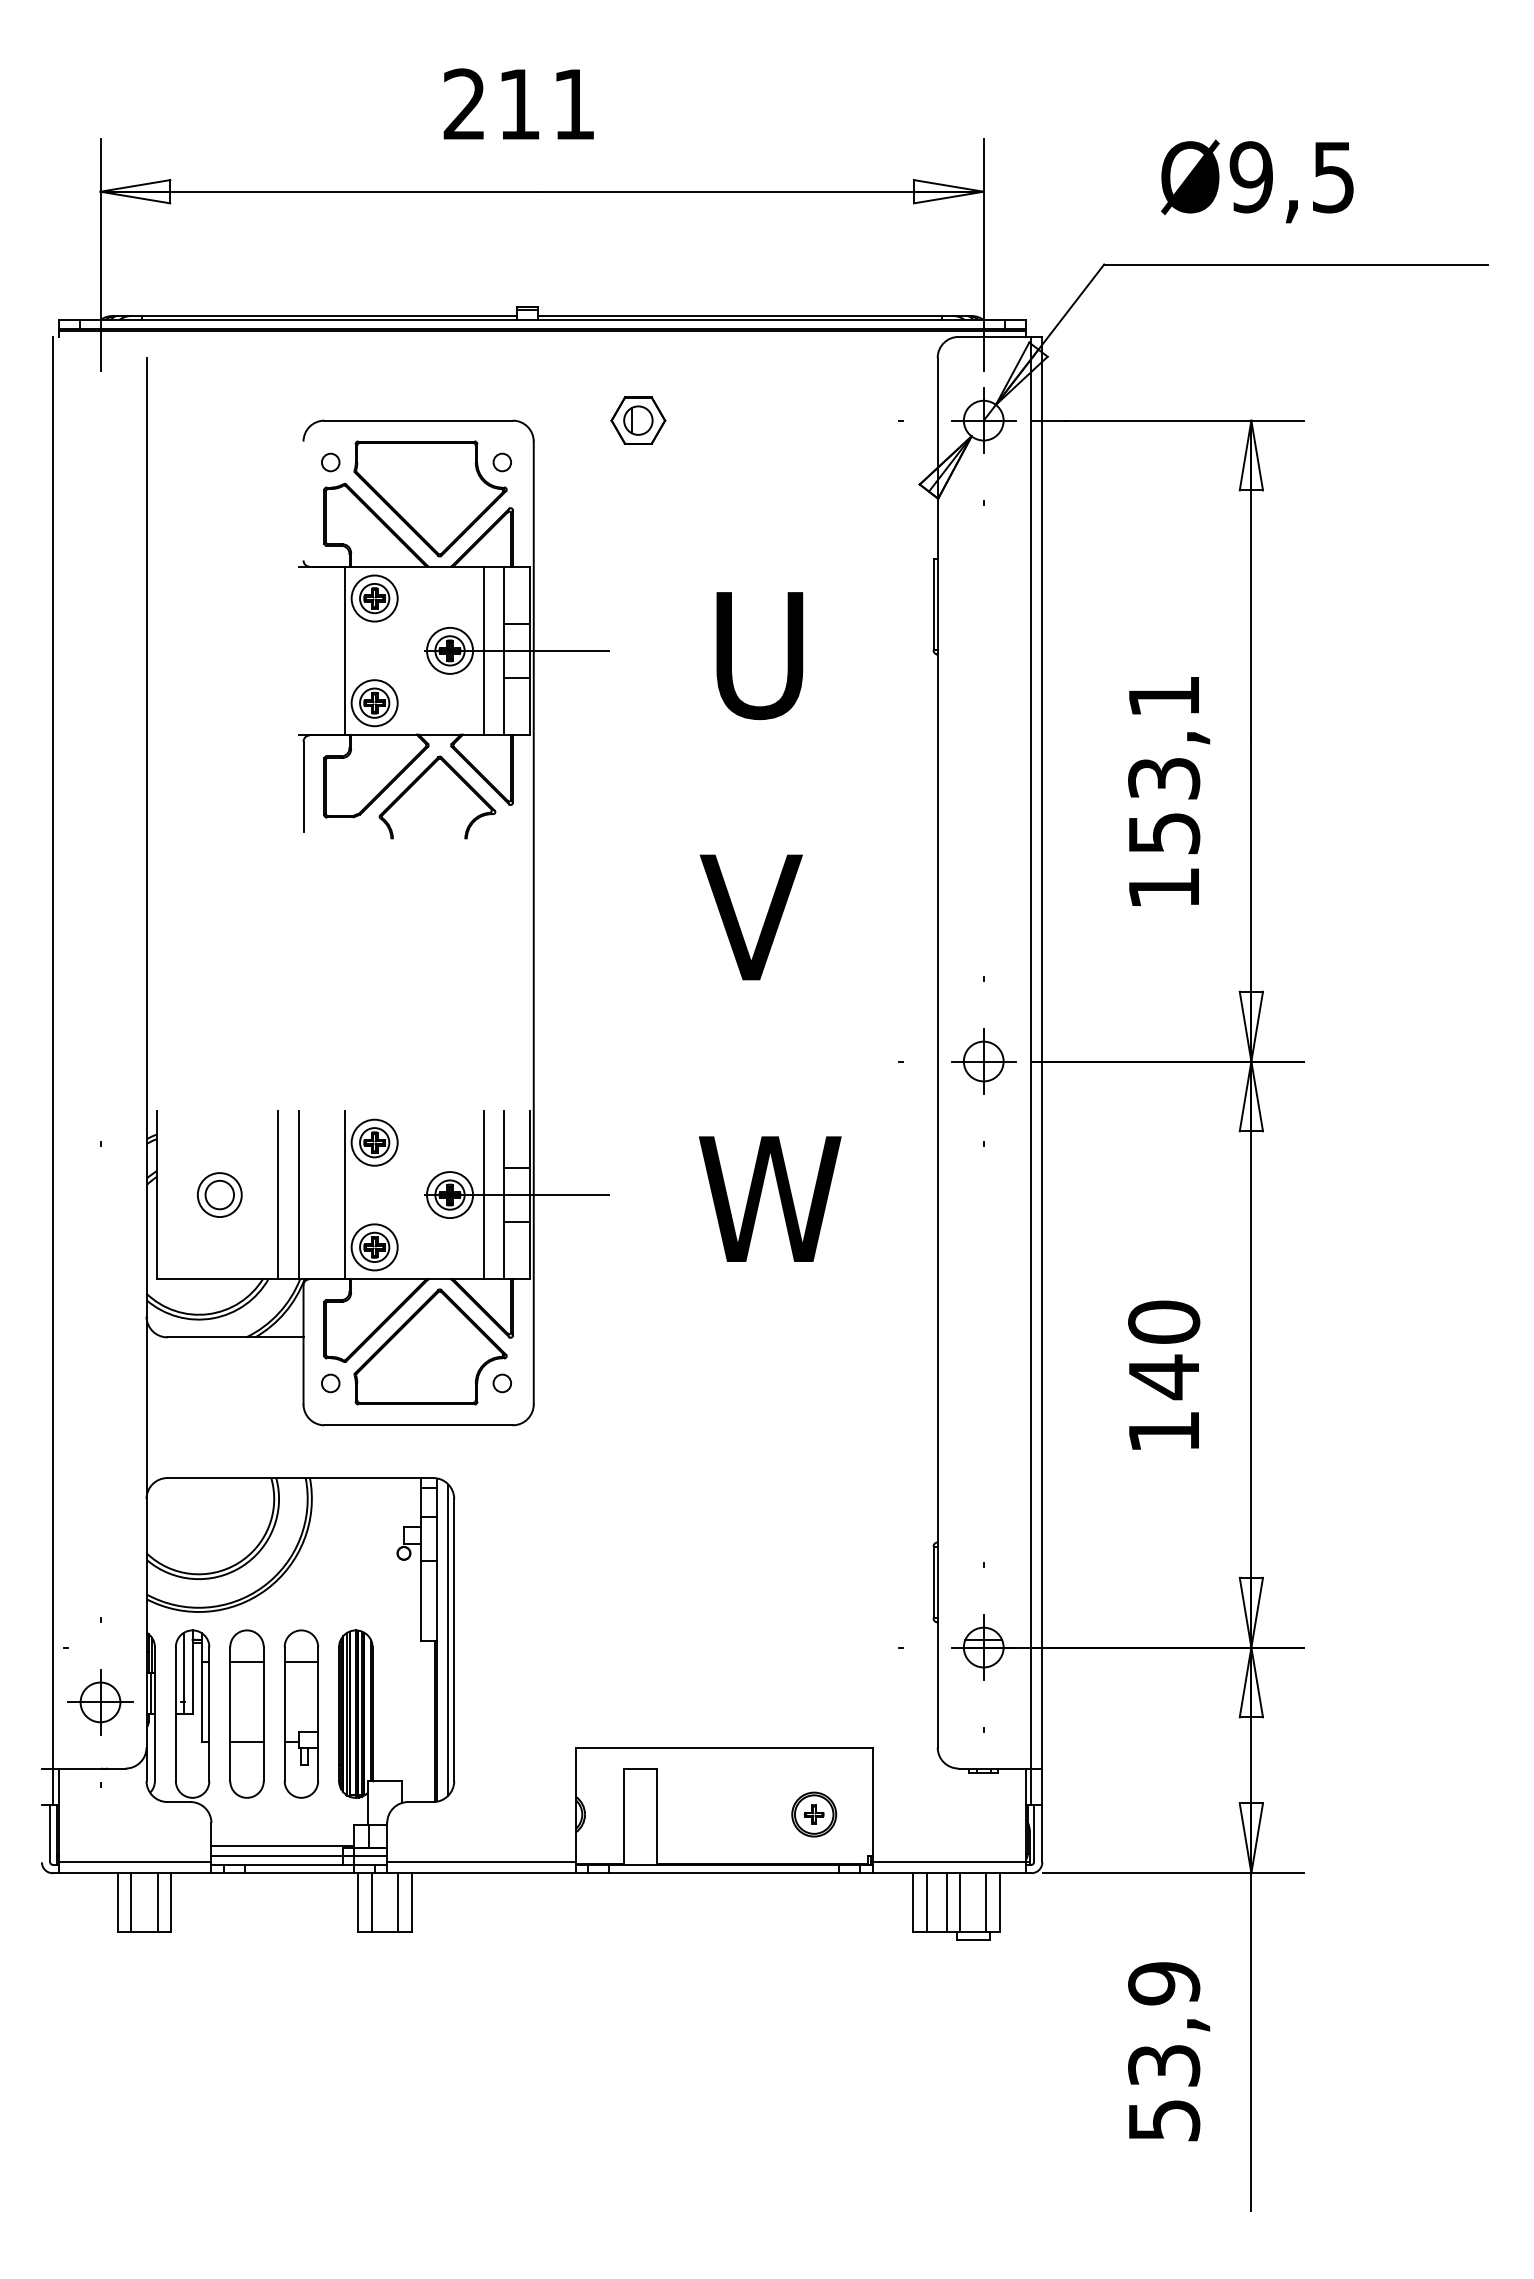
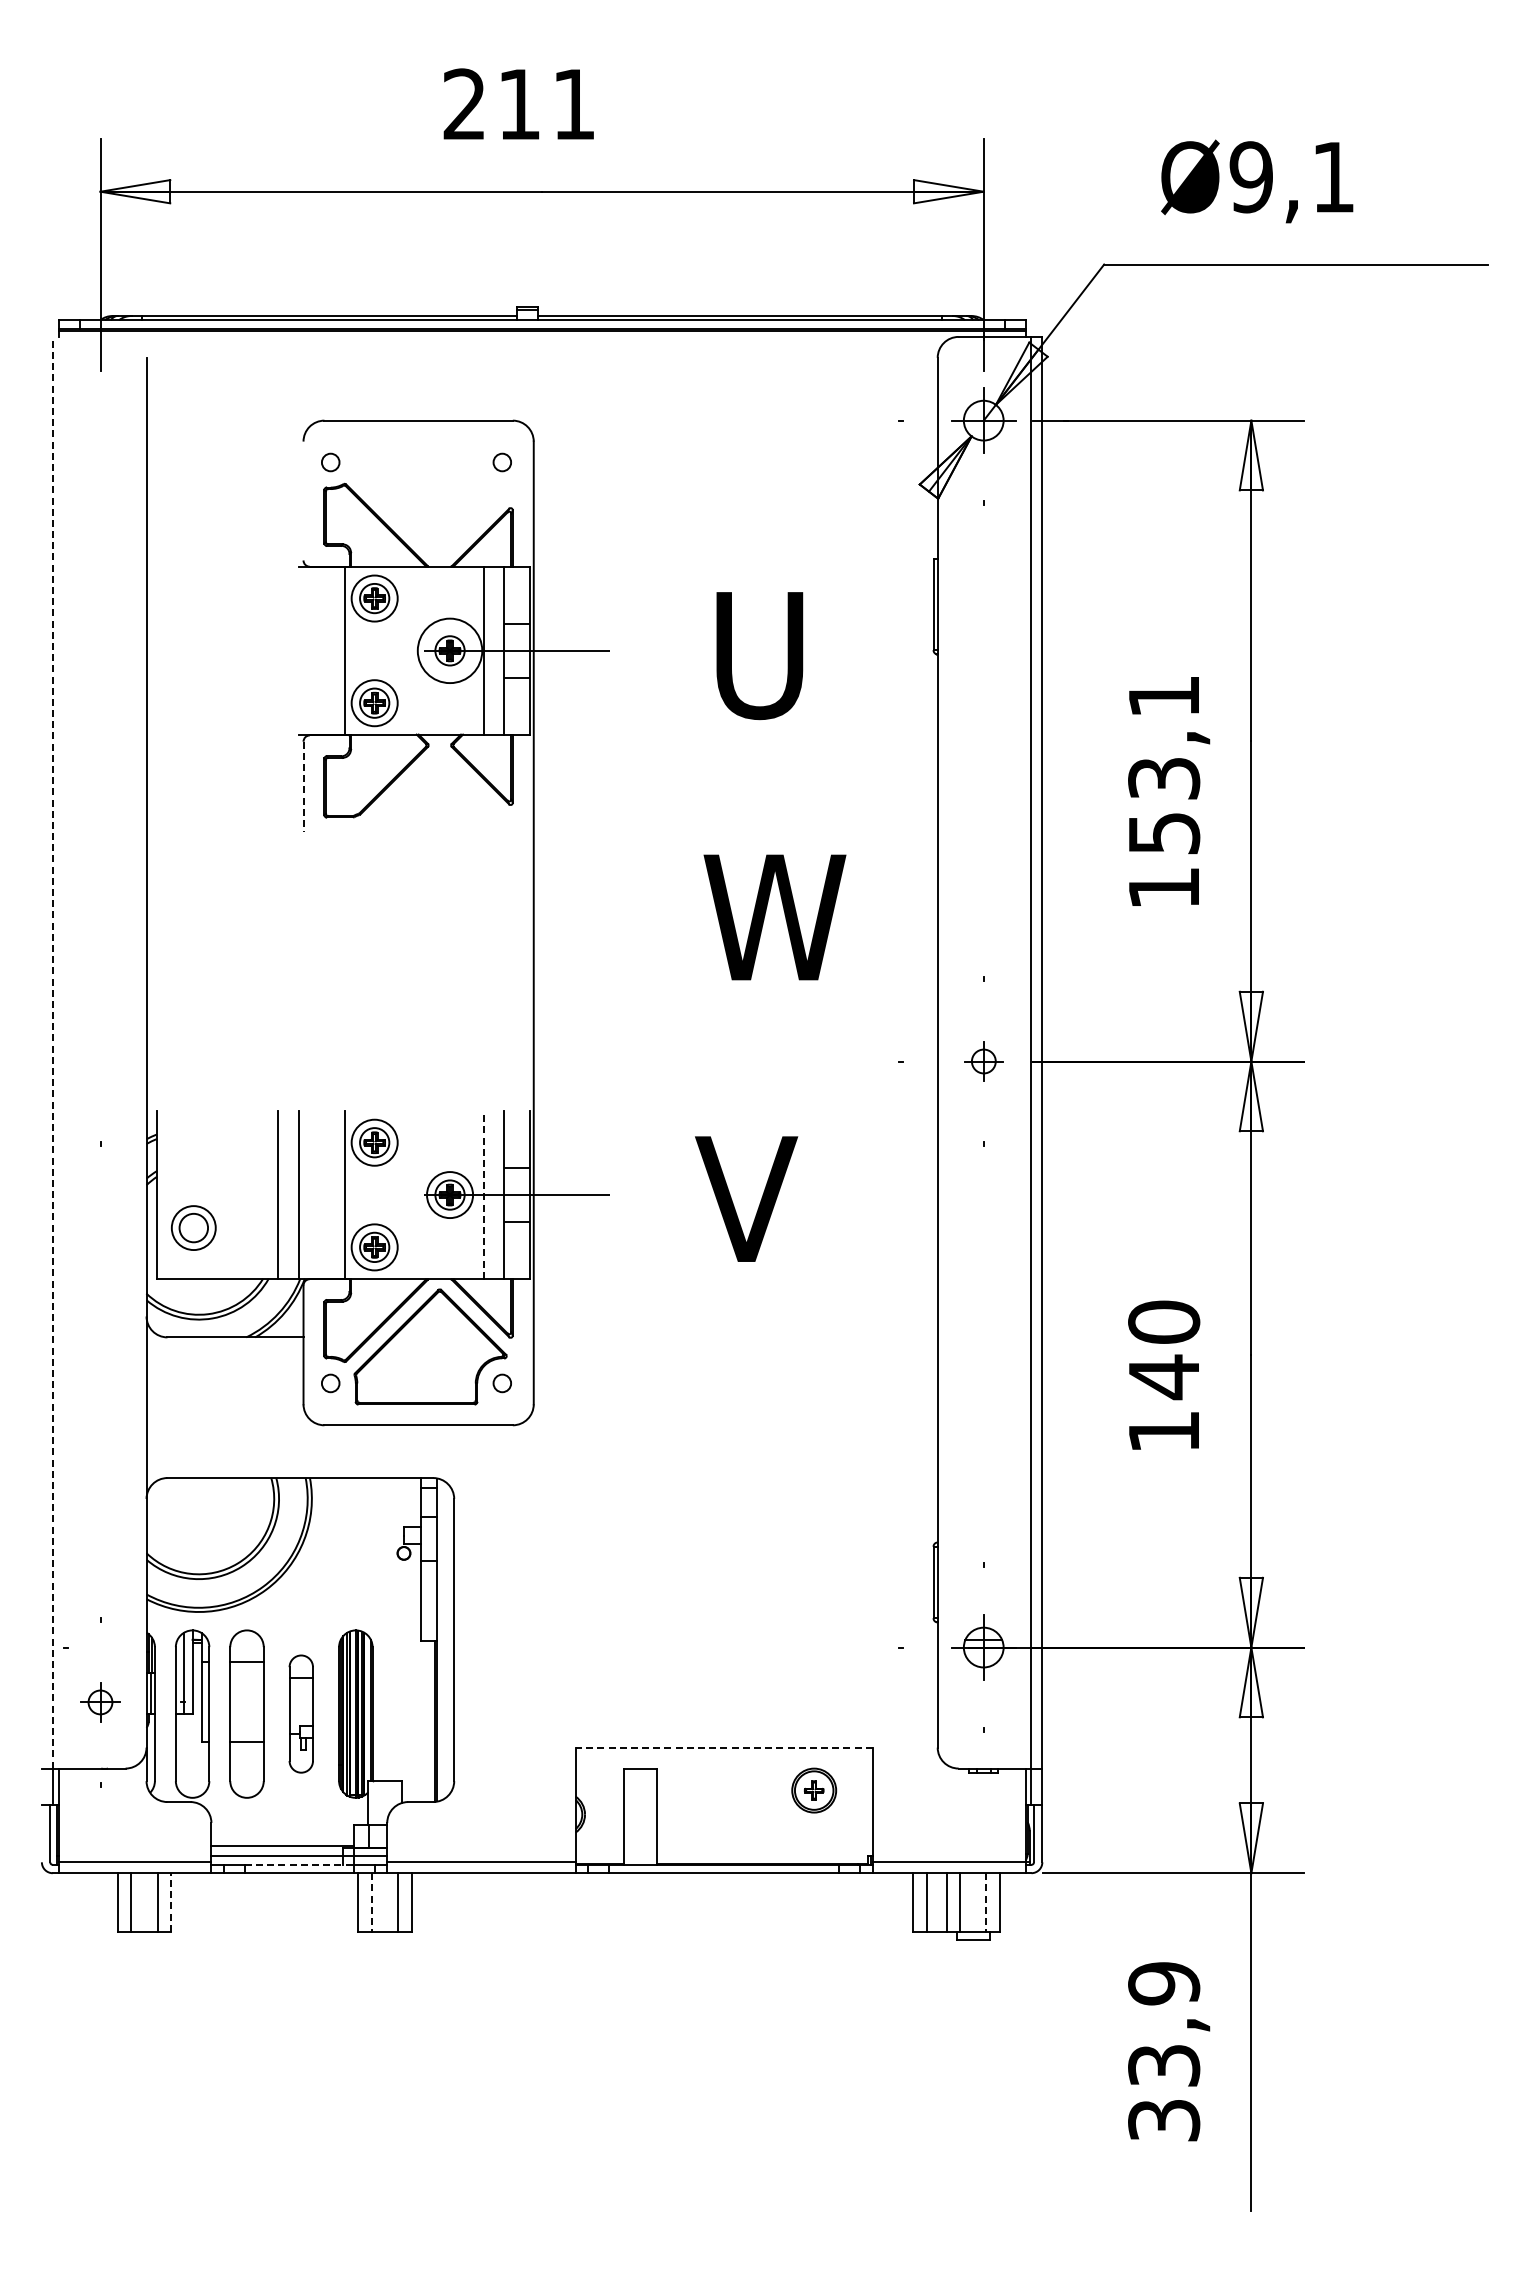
text: Ø9,5 -> Ø9,1 (1333, 177)
part: present -> none (638, 420)
part: present -> none (430, 498)
circle diameter: 46 px -> 64 px (449, 650)
part: present -> none (419, 779)
line: solid -> dashed (303, 787)
text: V -> W (772, 917)
line: solid -> dashed (52, 1052)
part size: 66x67 px -> 40x41 px (983, 1061)
part position: (219, 1194) -> (193, 1227) (193, 1227)
line: solid -> dashed (483, 1195)
text: W -> V (768, 1198)
line: present -> none (448, 1639)
part size: 67x67 px -> 41x41 px (100, 1702)
part size: 36x170 px -> 26x120 px (300, 1713)
line: solid -> dashed (724, 1747)
part position: (814, 1814) -> (814, 1790) (814, 1790)
line: solid -> dashed (299, 1864)
line: solid -> dashed (171, 1902)
line: solid -> dashed (371, 1903)
line: solid -> dashed (986, 1903)
text: 53,9 -> 33,9 (1163, 2120)
